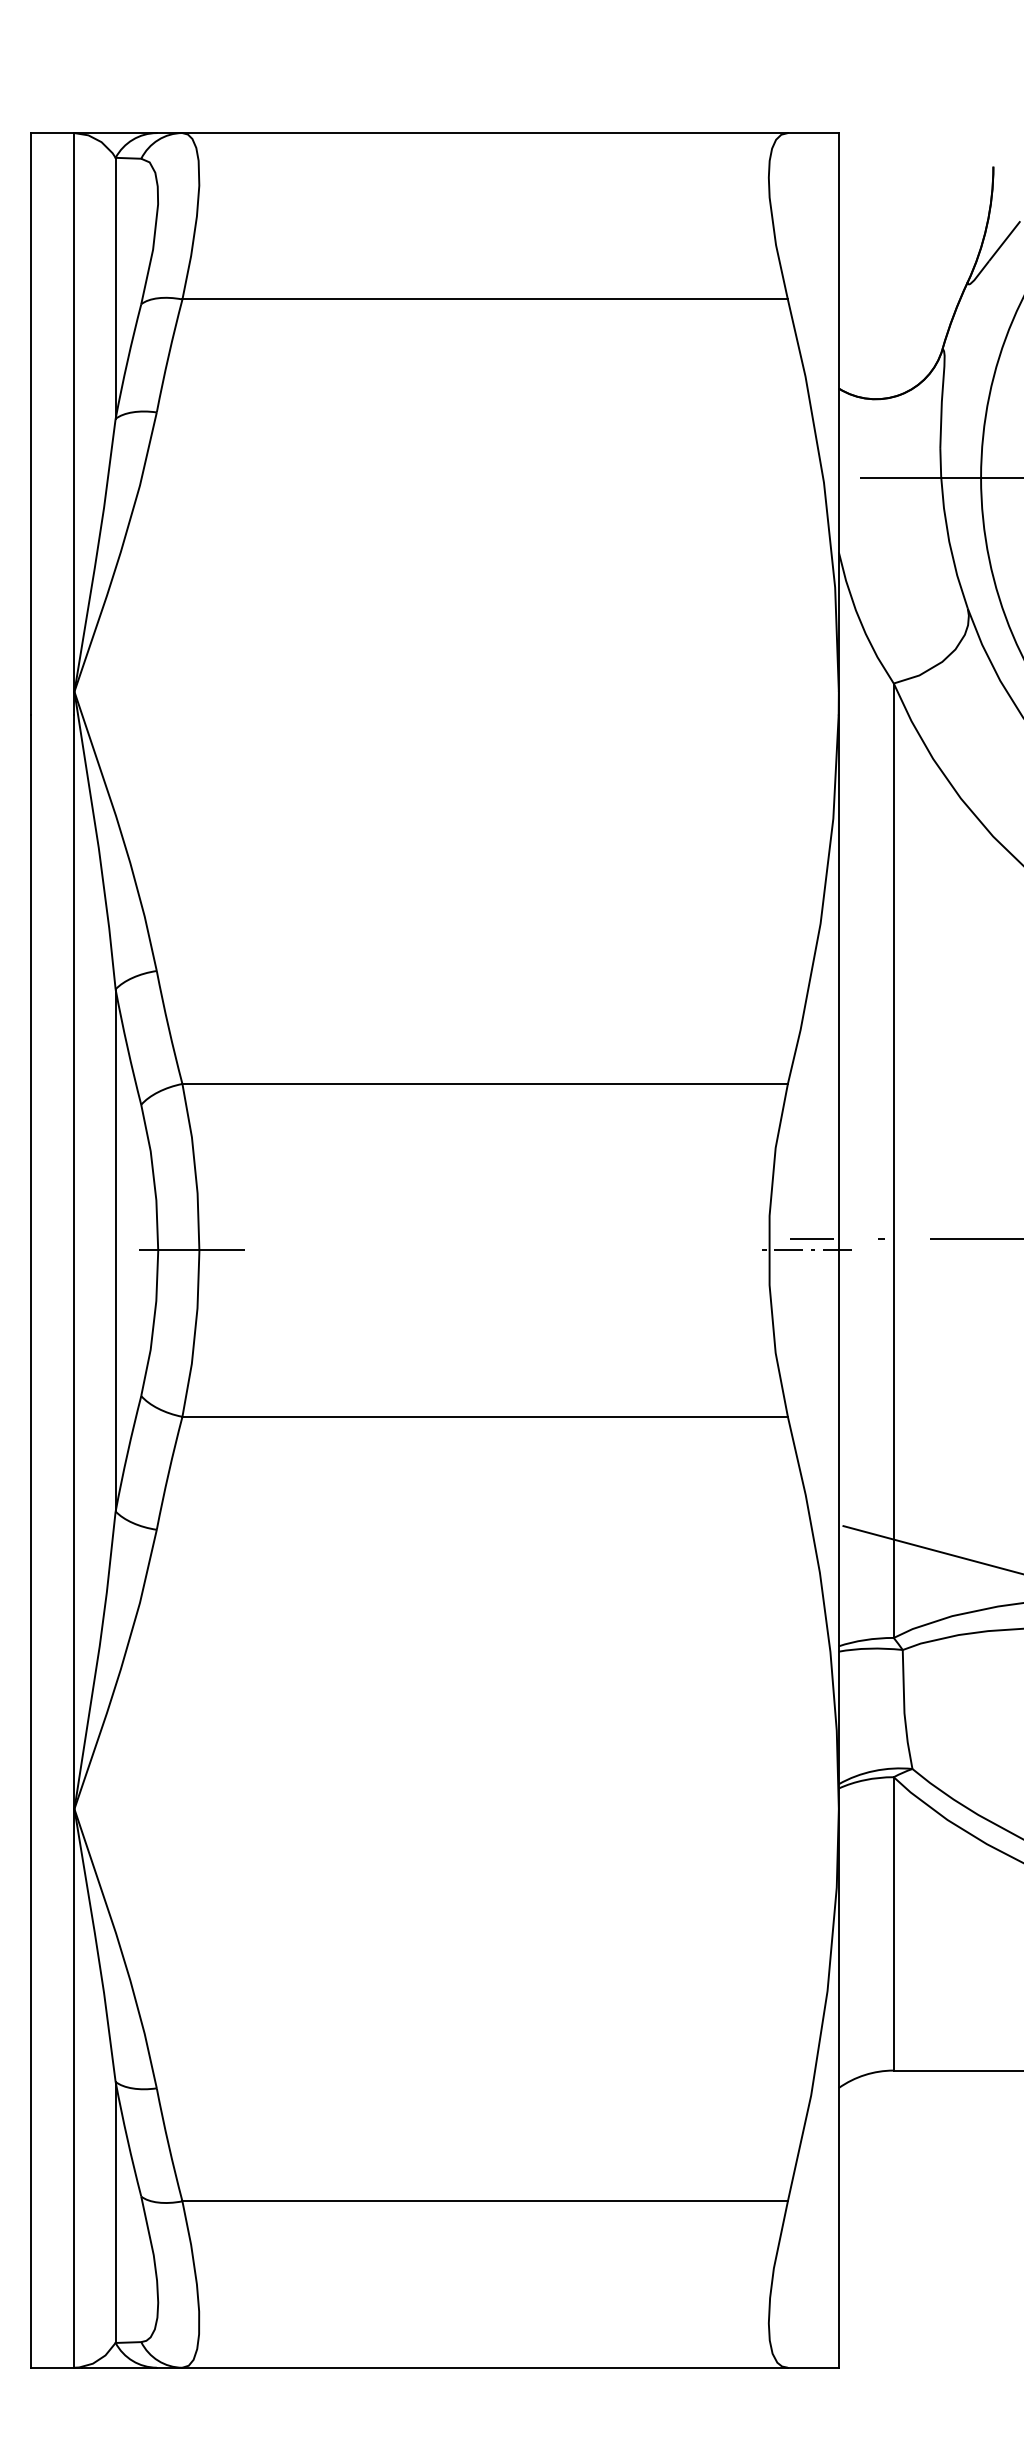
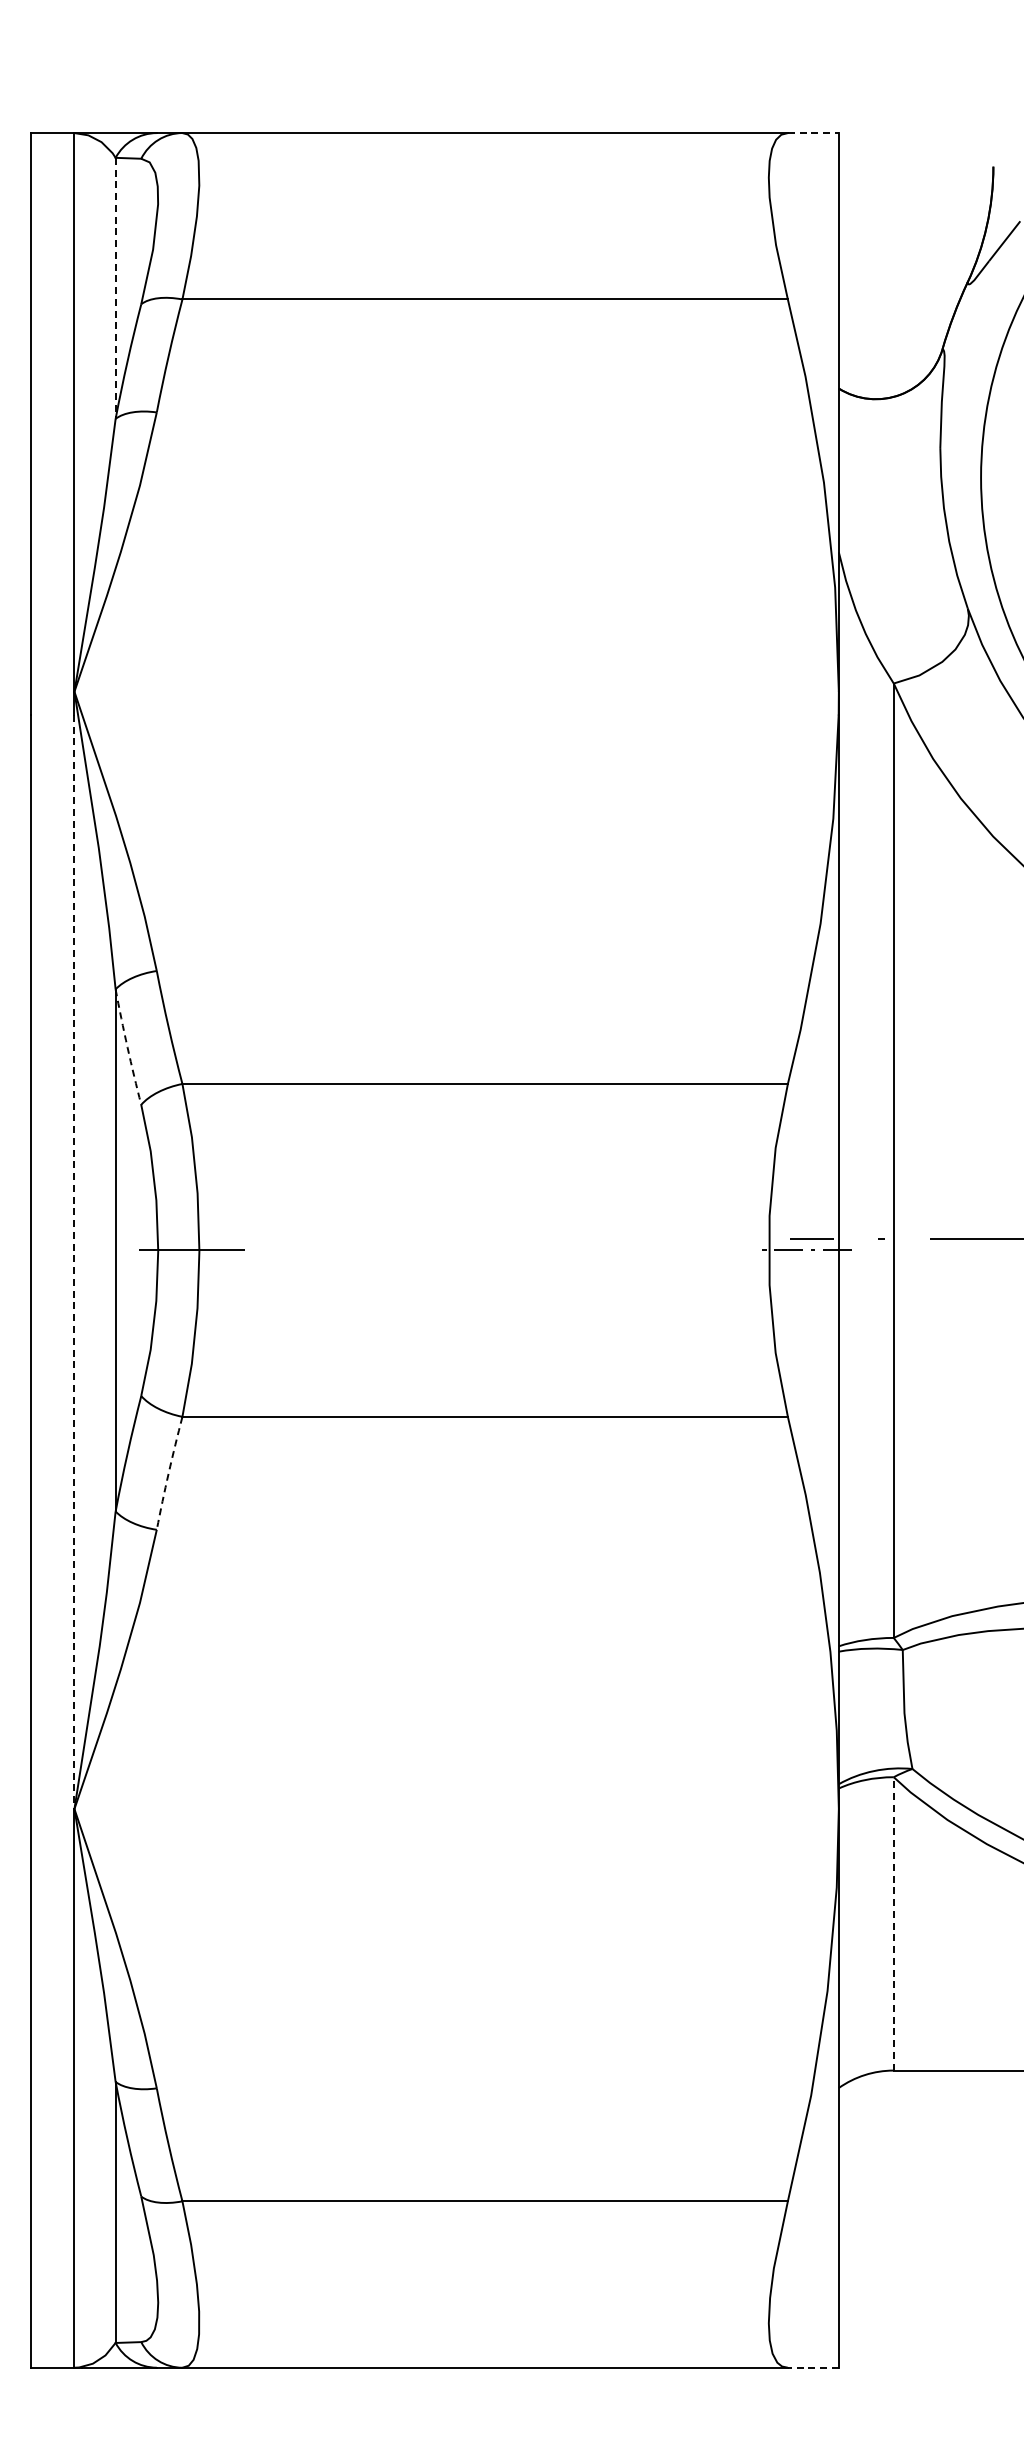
line: solid -> dashed (813, 133)
line: solid -> dashed (115, 288)
line: present -> none (939, 477)
arc: solid -> dashed (127, 1047)
line: solid -> dashed (74, 1262)
arc: solid -> dashed (168, 1473)
line: present -> none (931, 1549)
line: solid -> dashed (893, 1923)
line: solid -> dashed (812, 2367)
